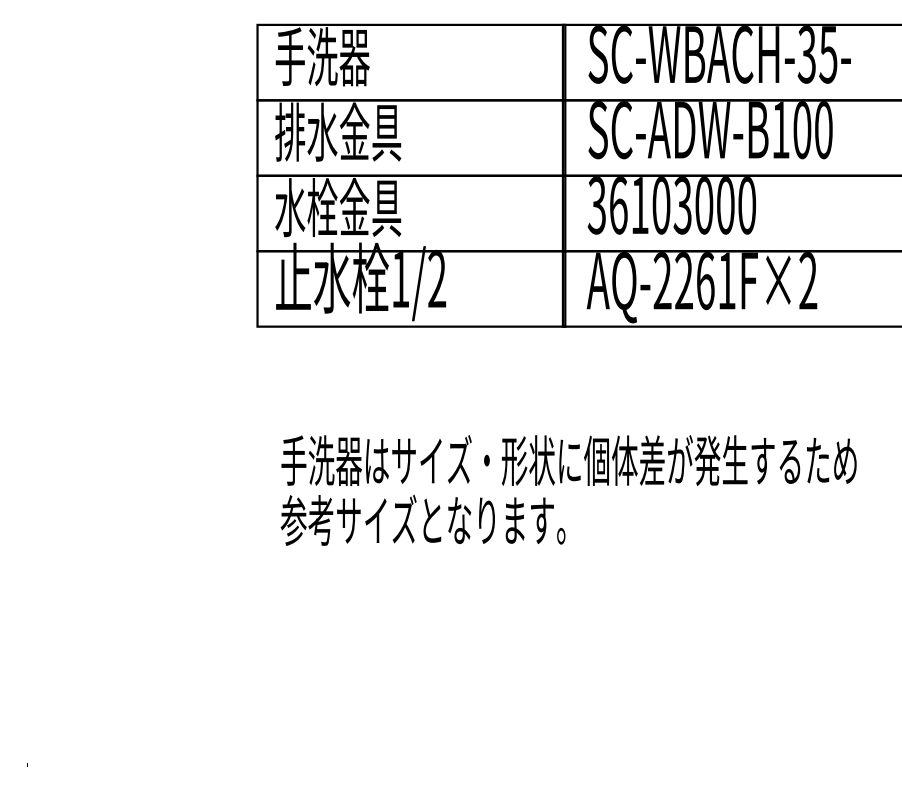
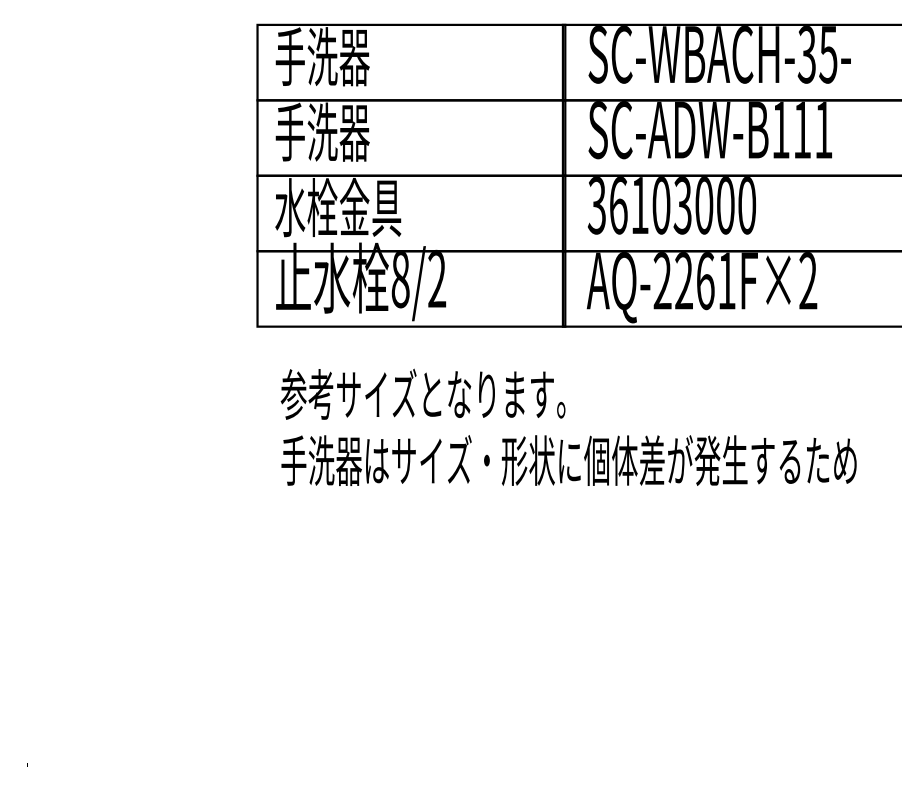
text: SC-ADW-B100 -> SC-ADW-B111 (812, 130)
text: 排水金具 -> 手洗器 (338, 131)
text: 1/2 -> 8/2 (400, 280)
text position: (422, 519) -> (422, 393) (422, 393)
